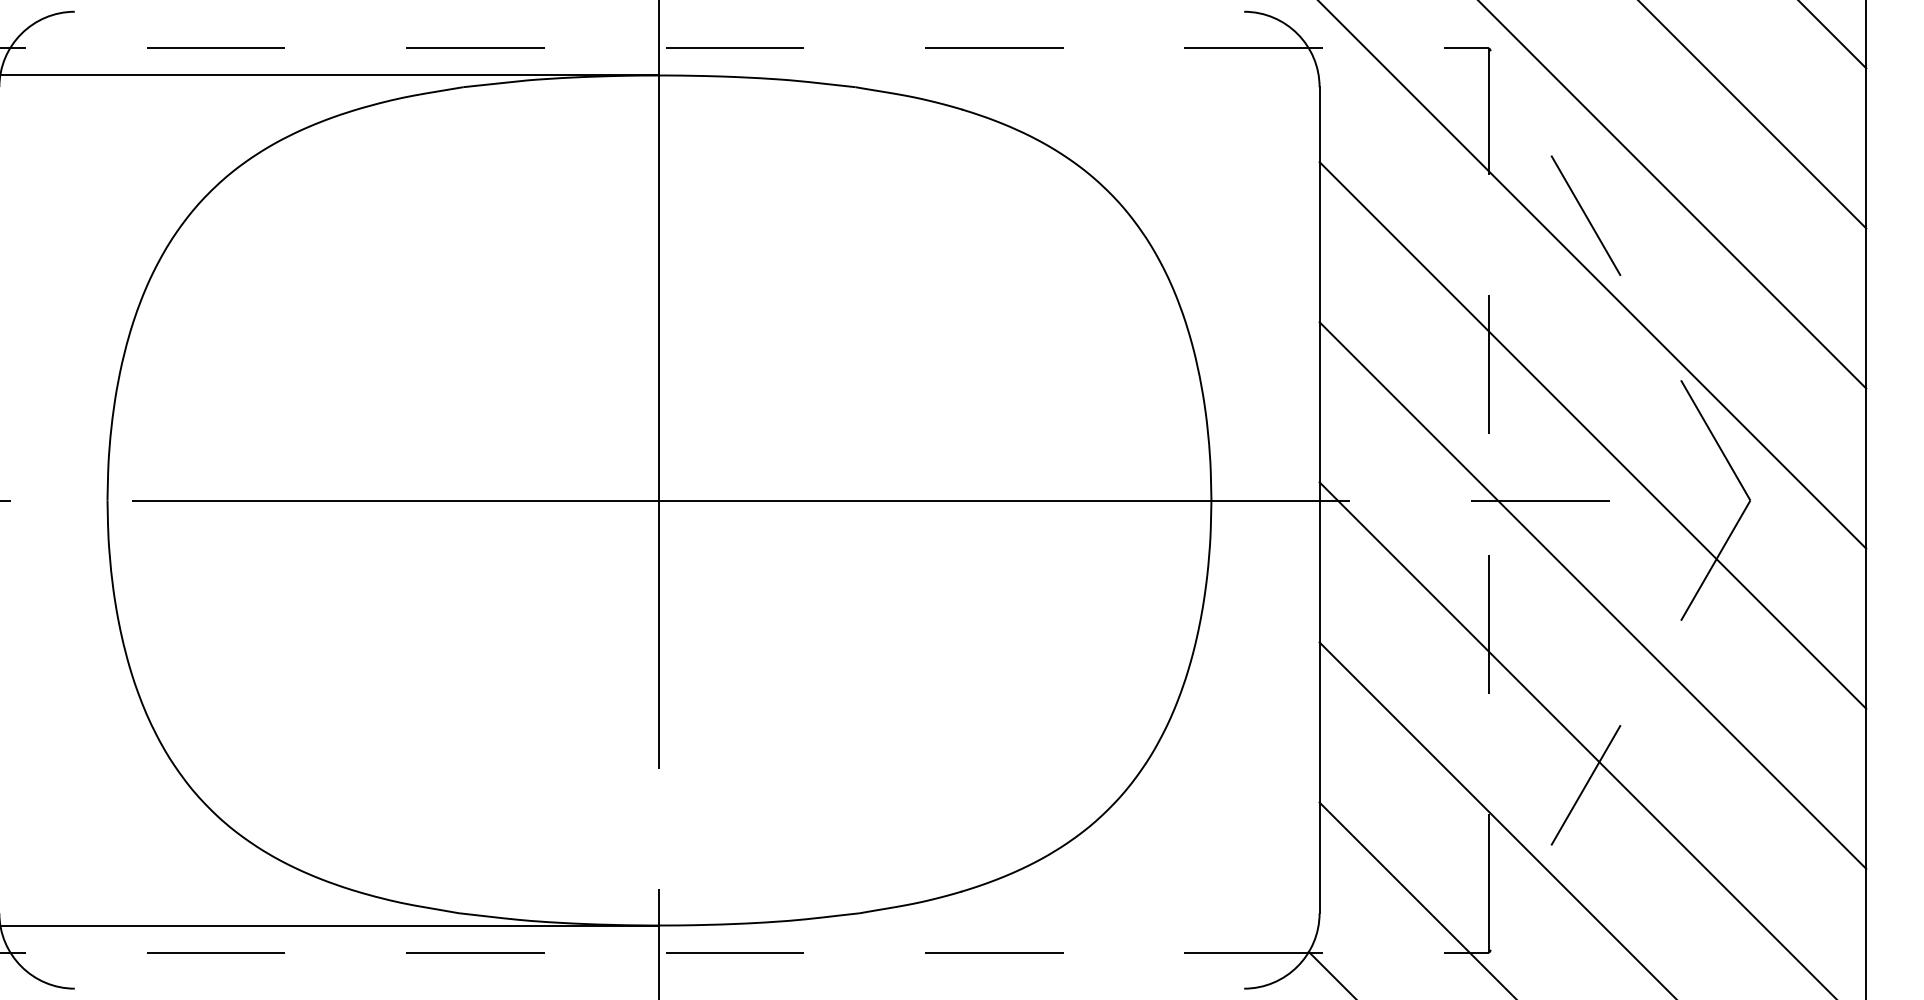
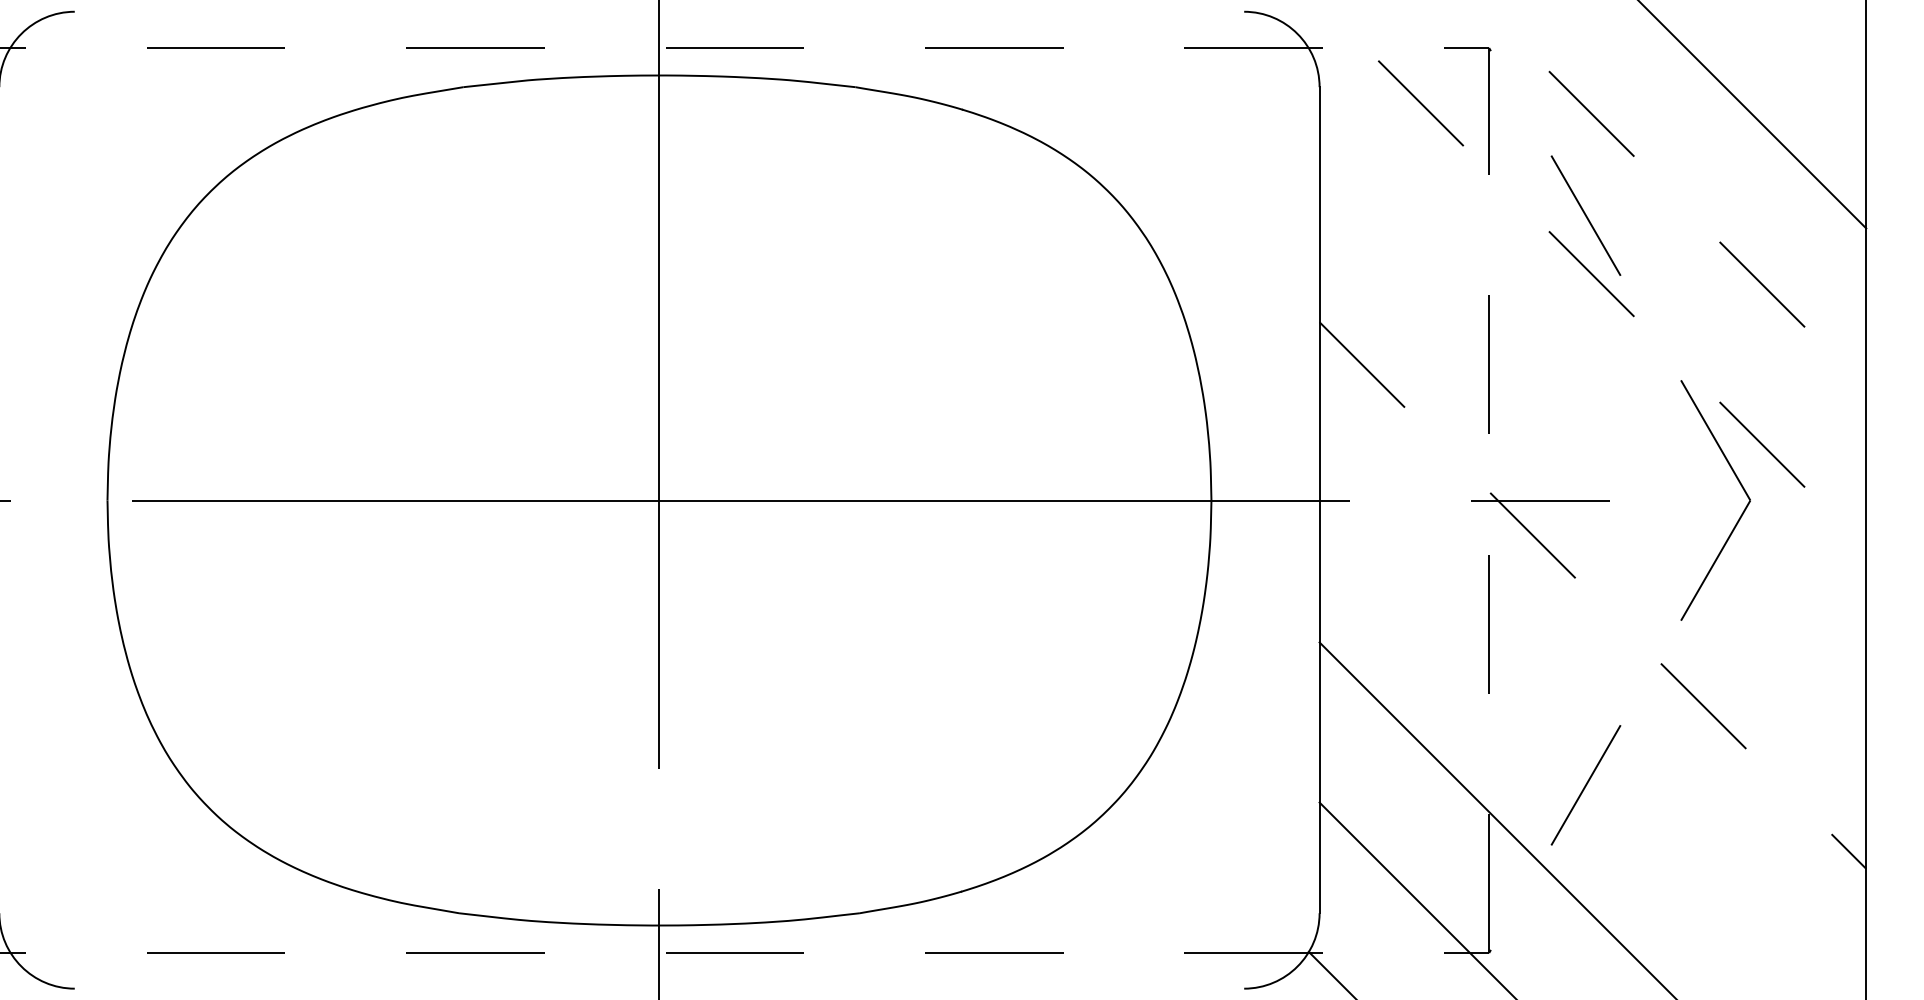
line: present -> none (1833, 35)
line: present -> none (330, 75)
line: solid -> dashed (1672, 194)
line: solid -> dashed (1592, 274)
line: present -> none (1592, 435)
line: solid -> dashed (1592, 595)
line: present -> none (1576, 739)
line: present -> none (330, 925)
